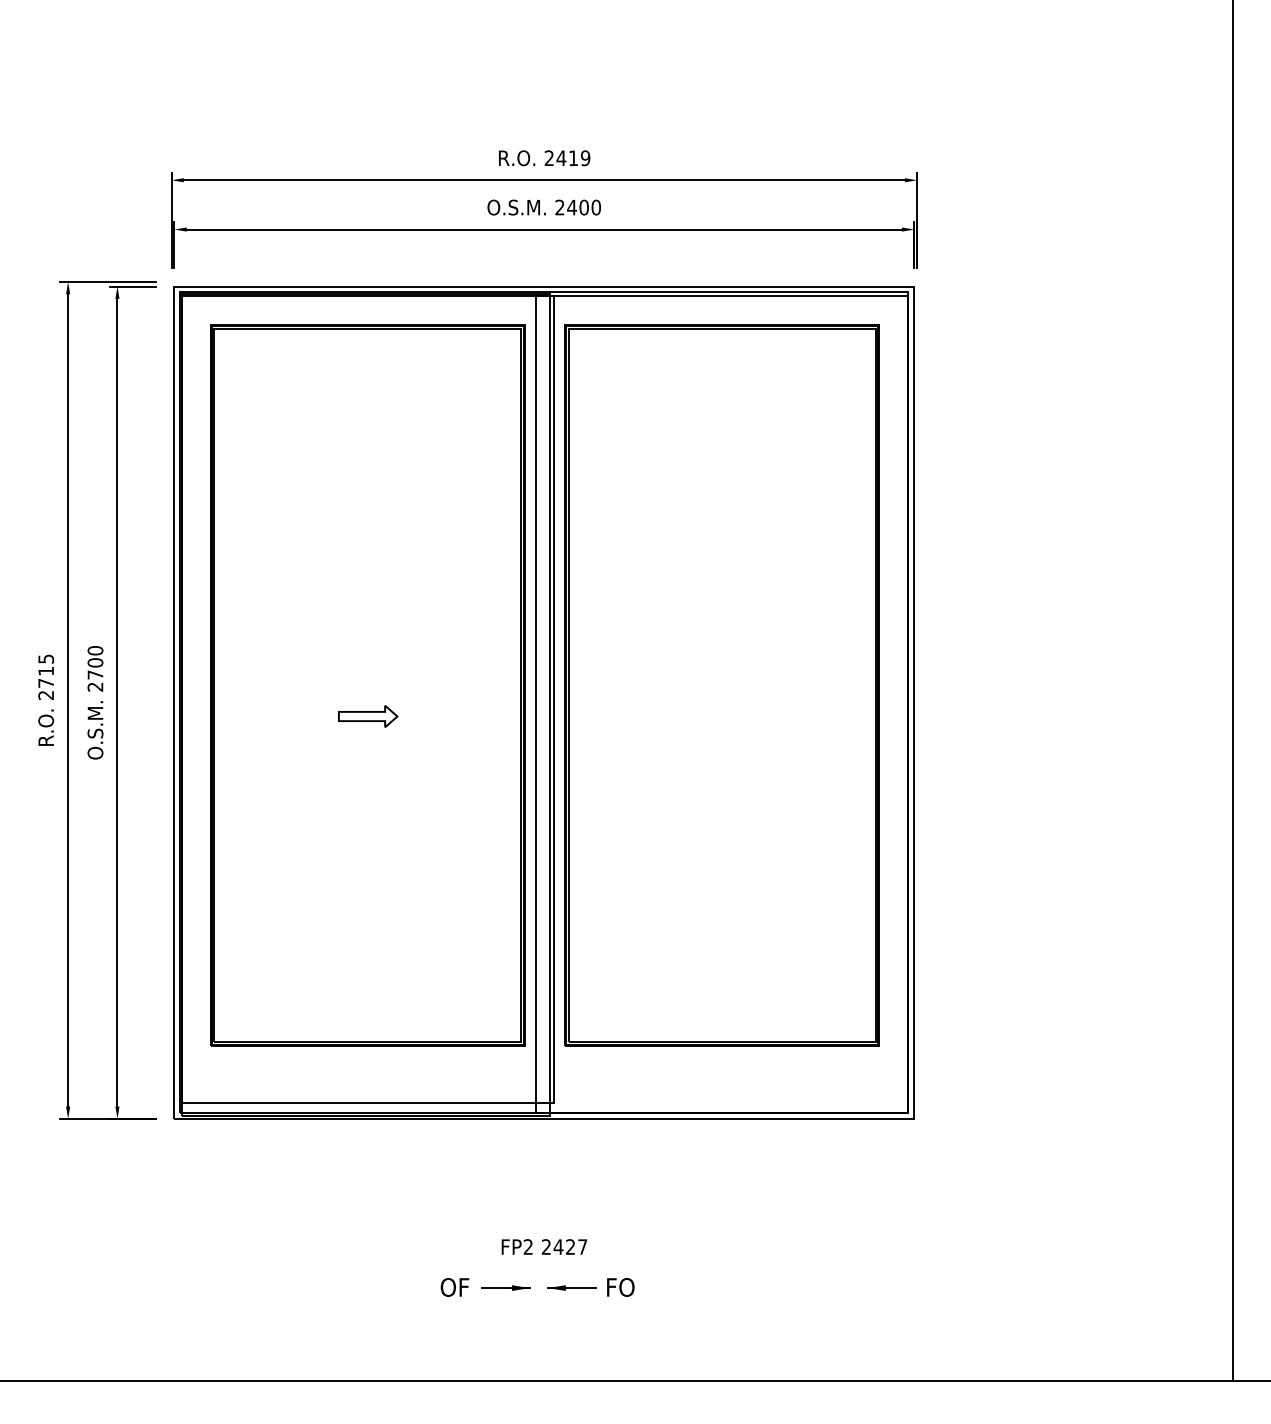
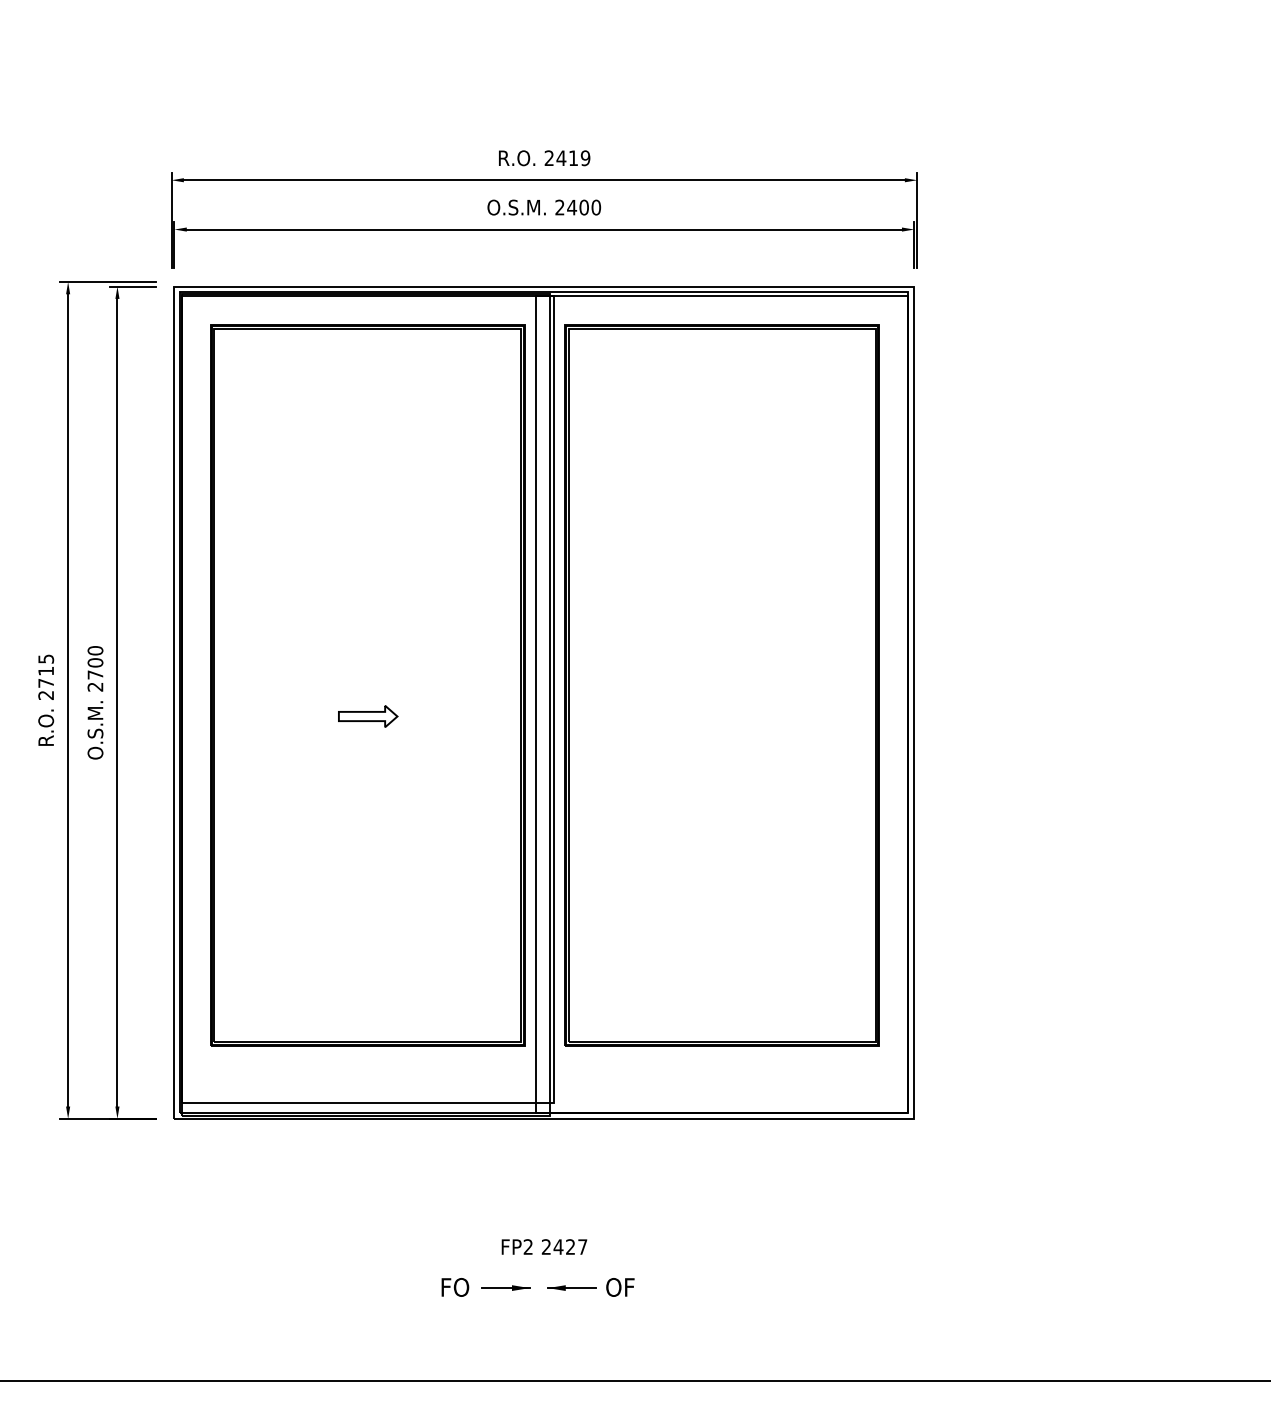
line: present -> none (1232, 691)
text: OF -> FO (454, 1286)
text: FO -> OF (620, 1287)
